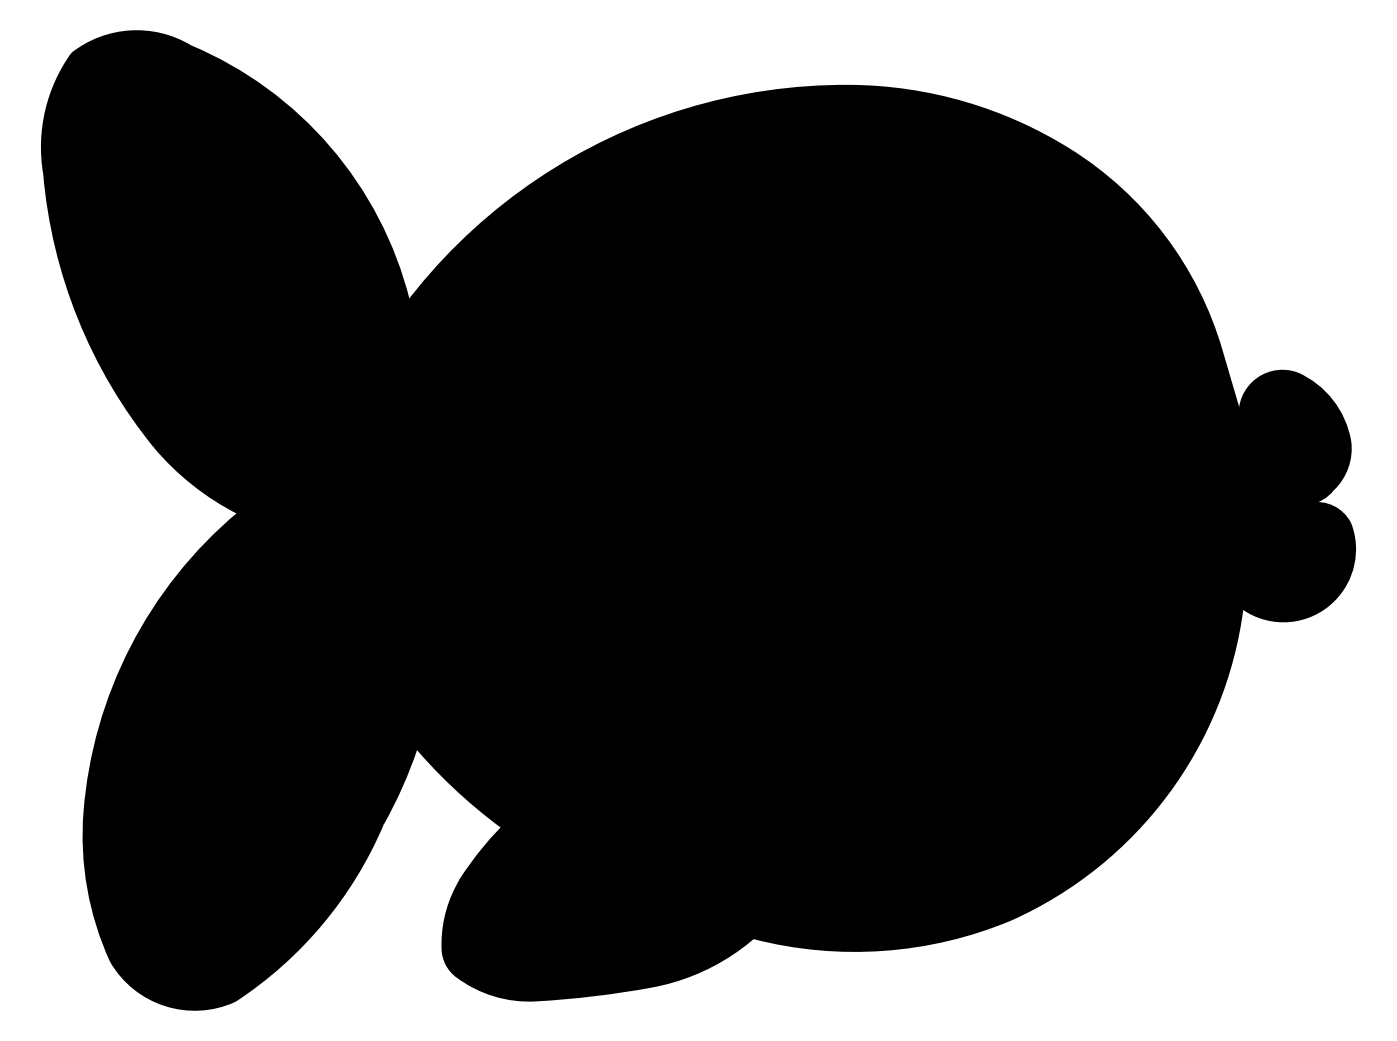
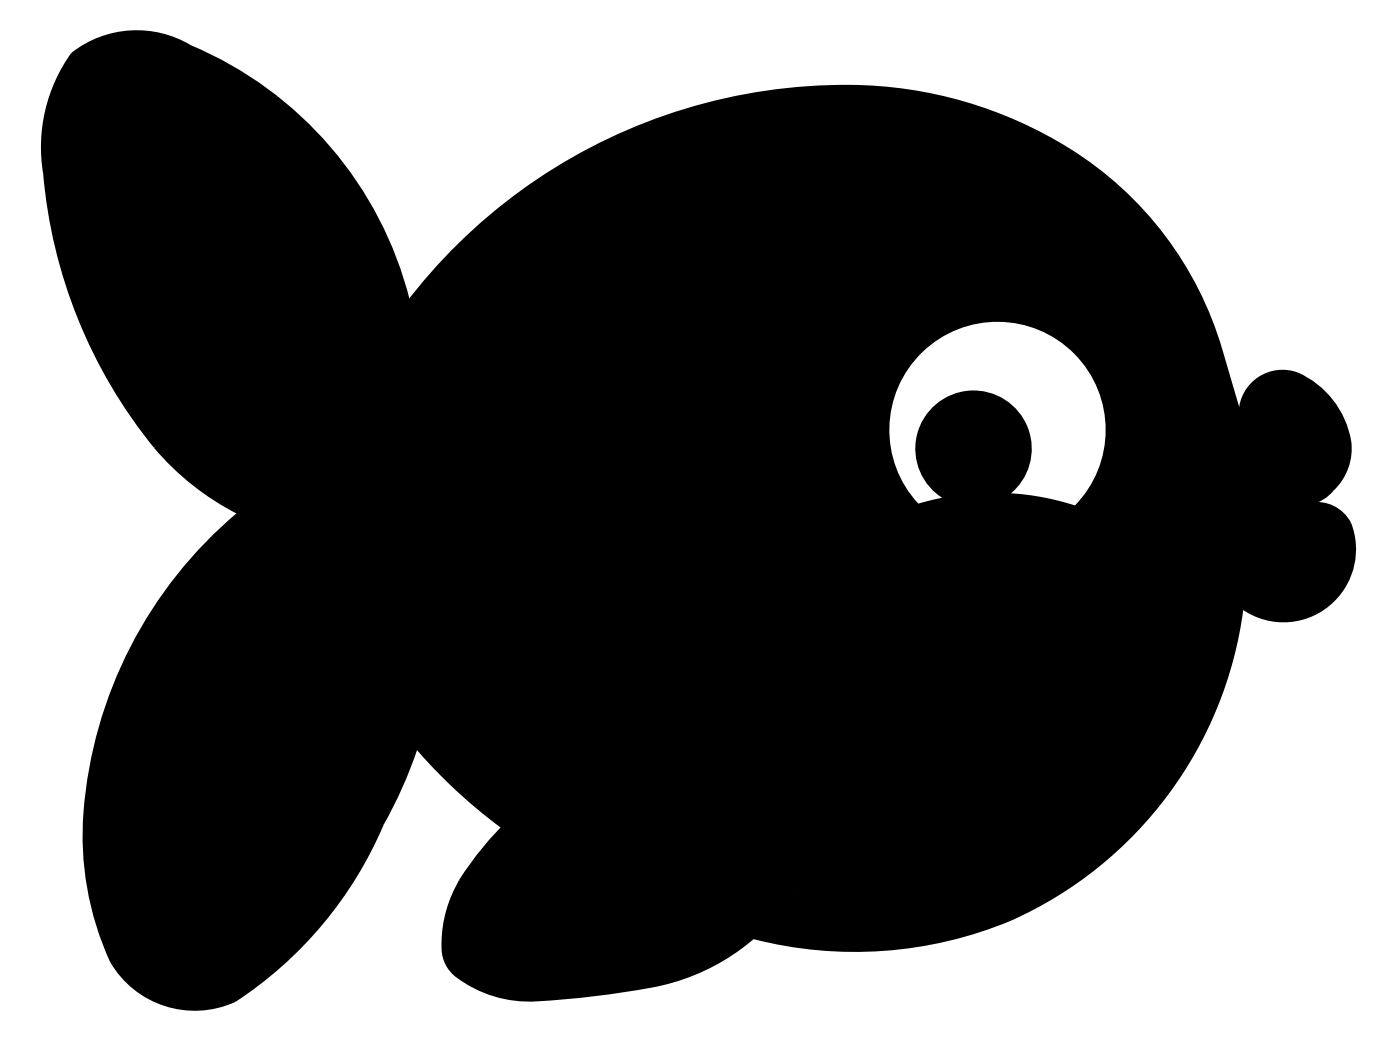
fill: present -> none (997, 413)
